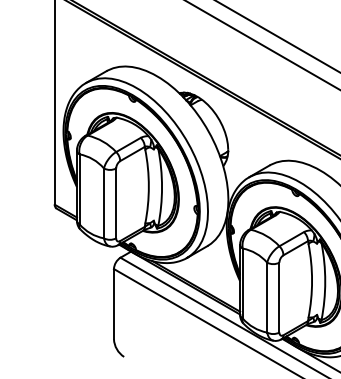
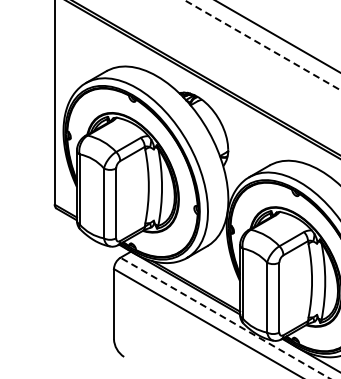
line: solid -> dashed (262, 45)
line: solid -> dashed (225, 318)
